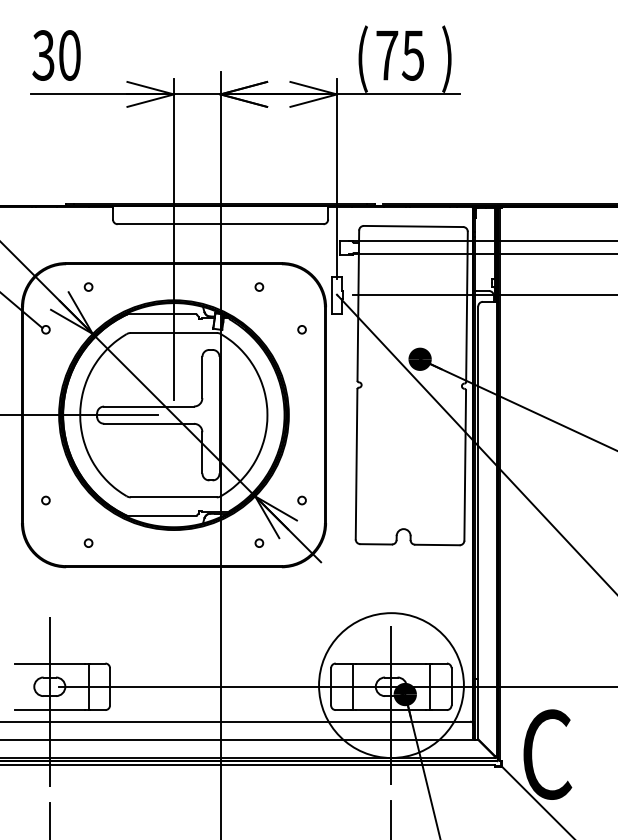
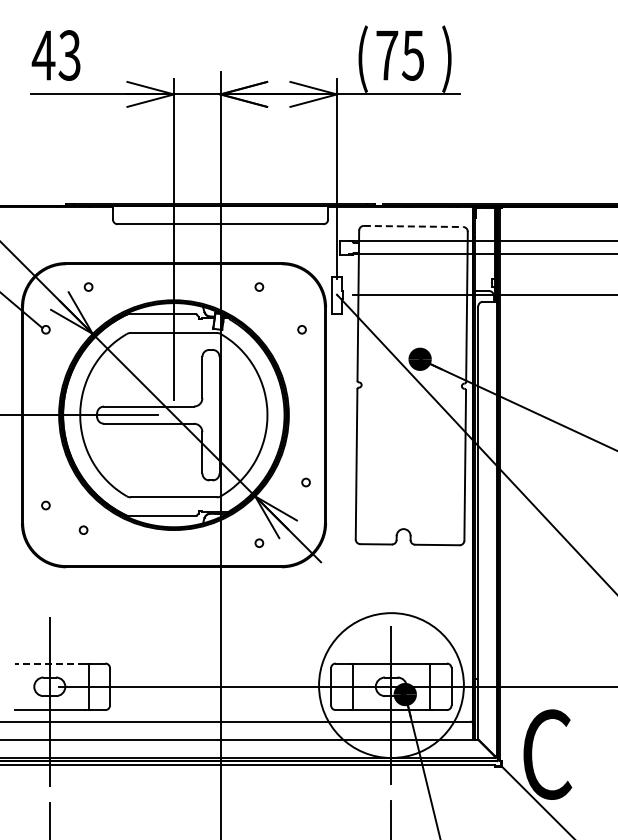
text: 30 -> 43 (55, 55)
line: solid -> dashed (413, 226)
circle position: (45, 500) -> (45, 505) (45, 505)
circle position: (301, 500) -> (305, 482) (305, 482)
circle position: (88, 542) -> (83, 529) (83, 529)
line: solid -> dashed (49, 663)
